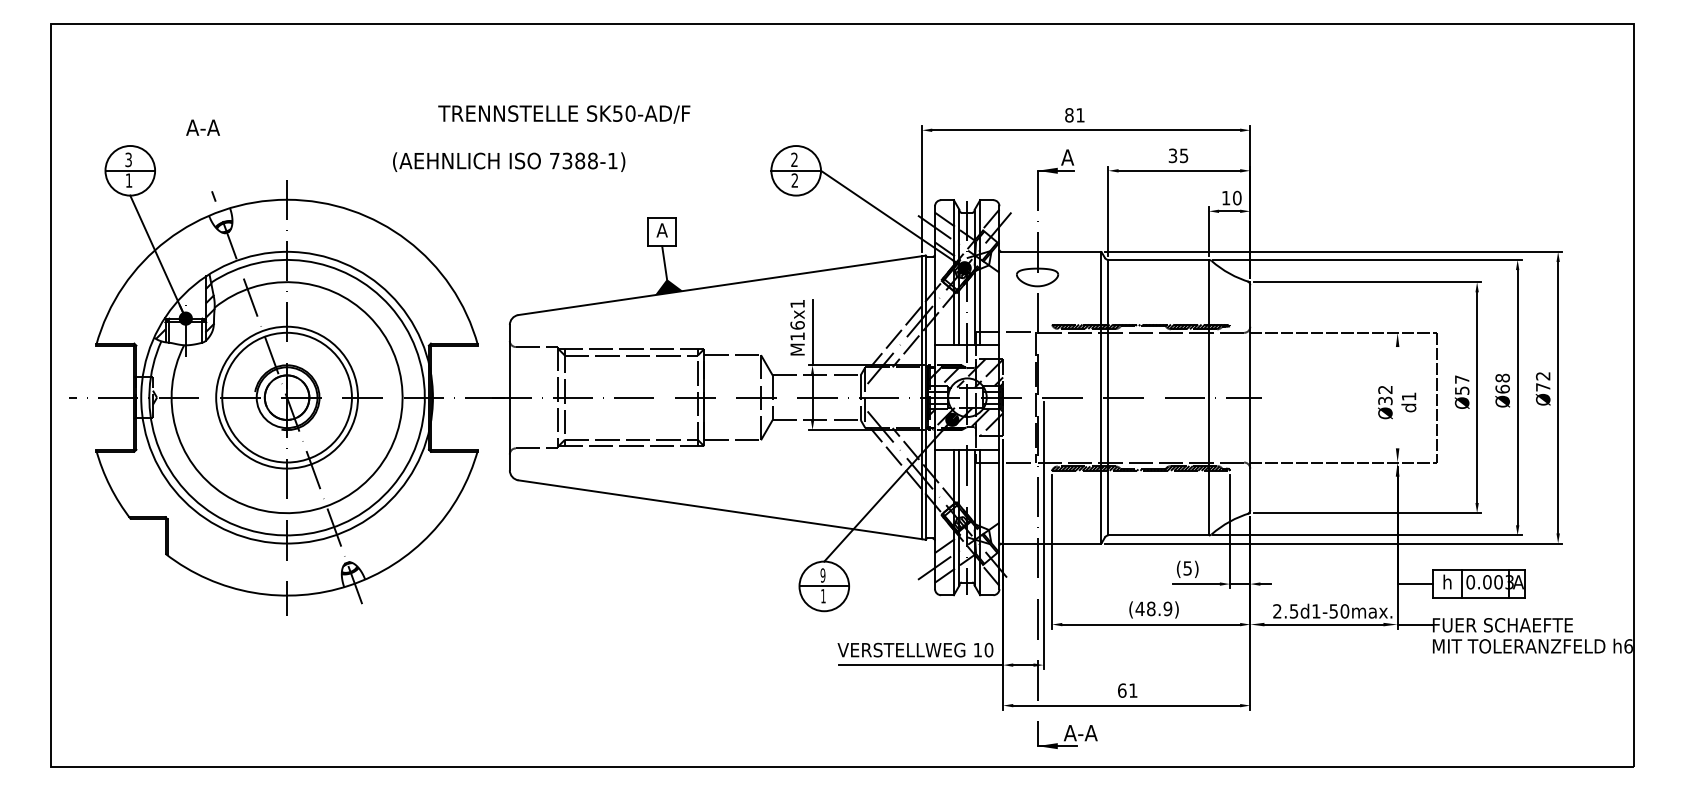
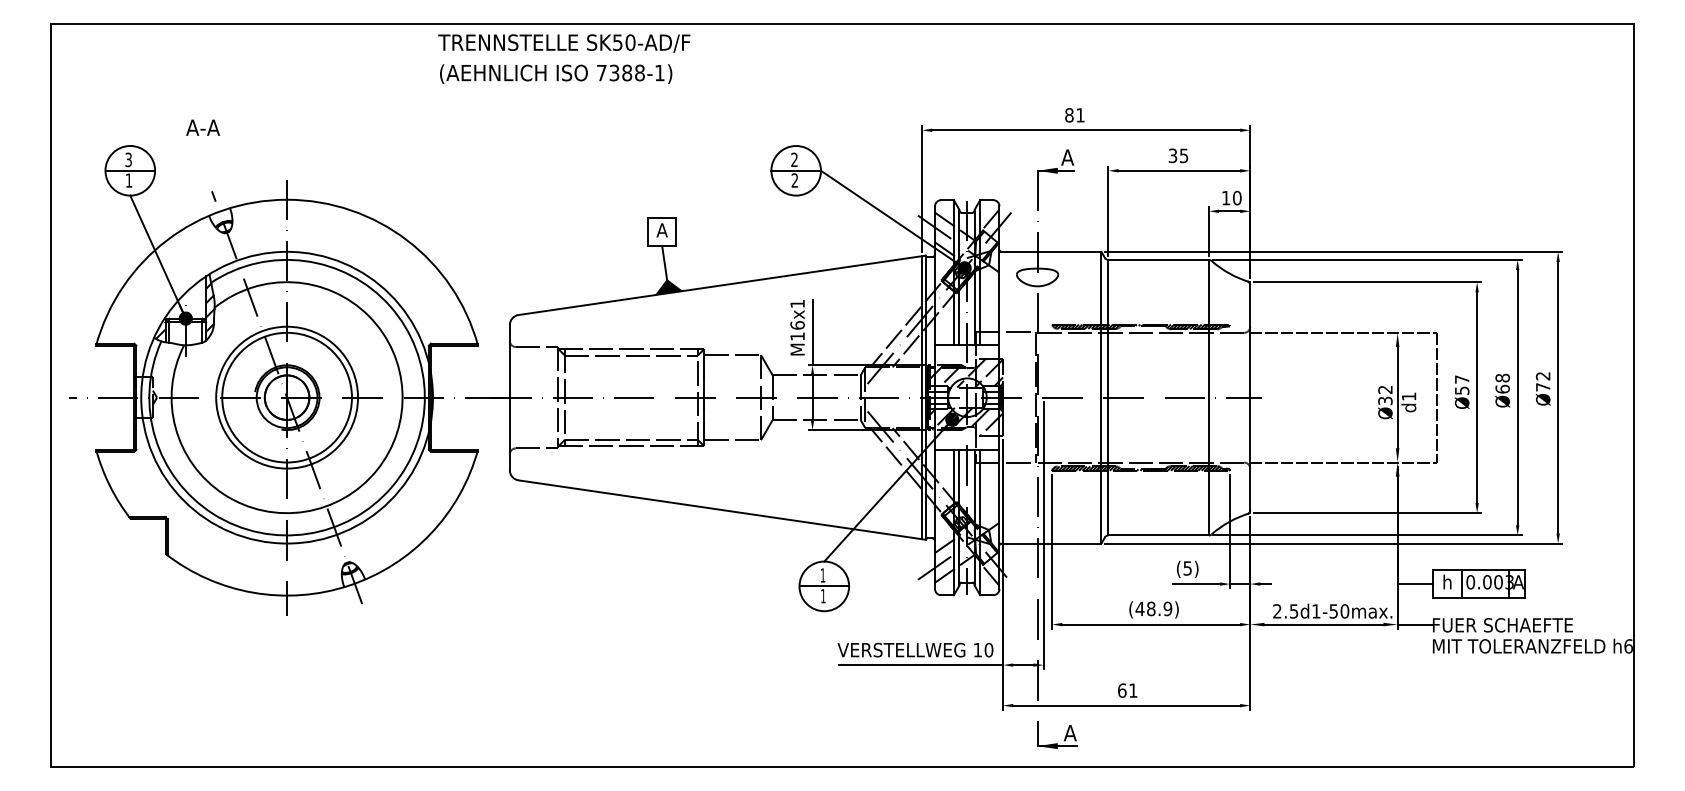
text position: (564, 114) -> (564, 43) (564, 43)
text position: (509, 161) -> (556, 73) (556, 73)
line: none -> present (1397, 397)
text: 9 -> 1 (822, 575)
text: A-A -> A (1087, 733)
